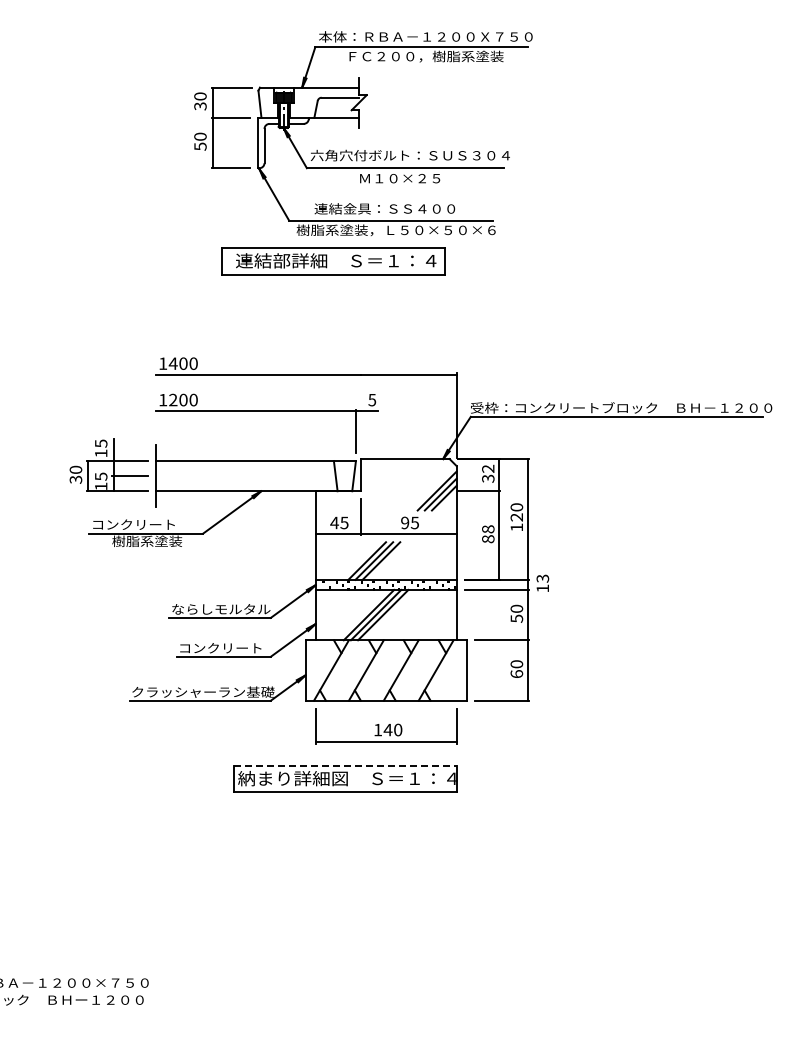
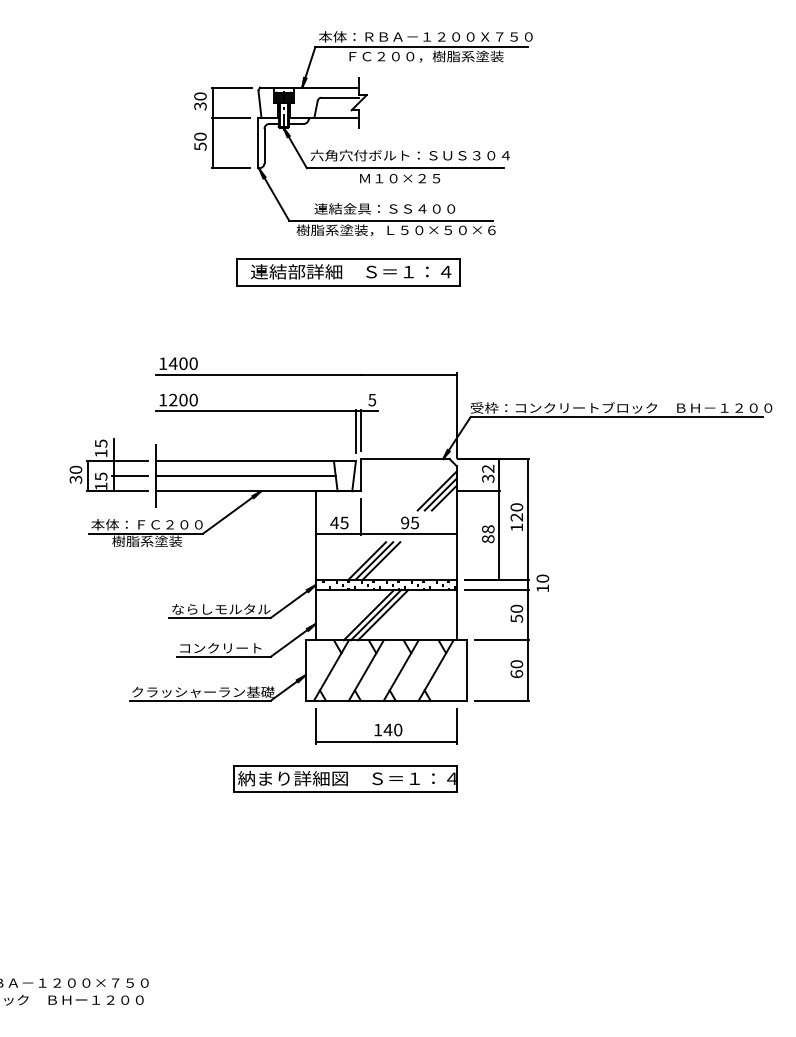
part position: (333, 261) -> (348, 272) (348, 272)
line: none -> present (360, 429)
line: none -> present (245, 476)
text: コンクリート -> 本体：ＦＣ２００ (146, 524)
text: 13 -> 10 (542, 578)
line: dashed -> solid (345, 766)
